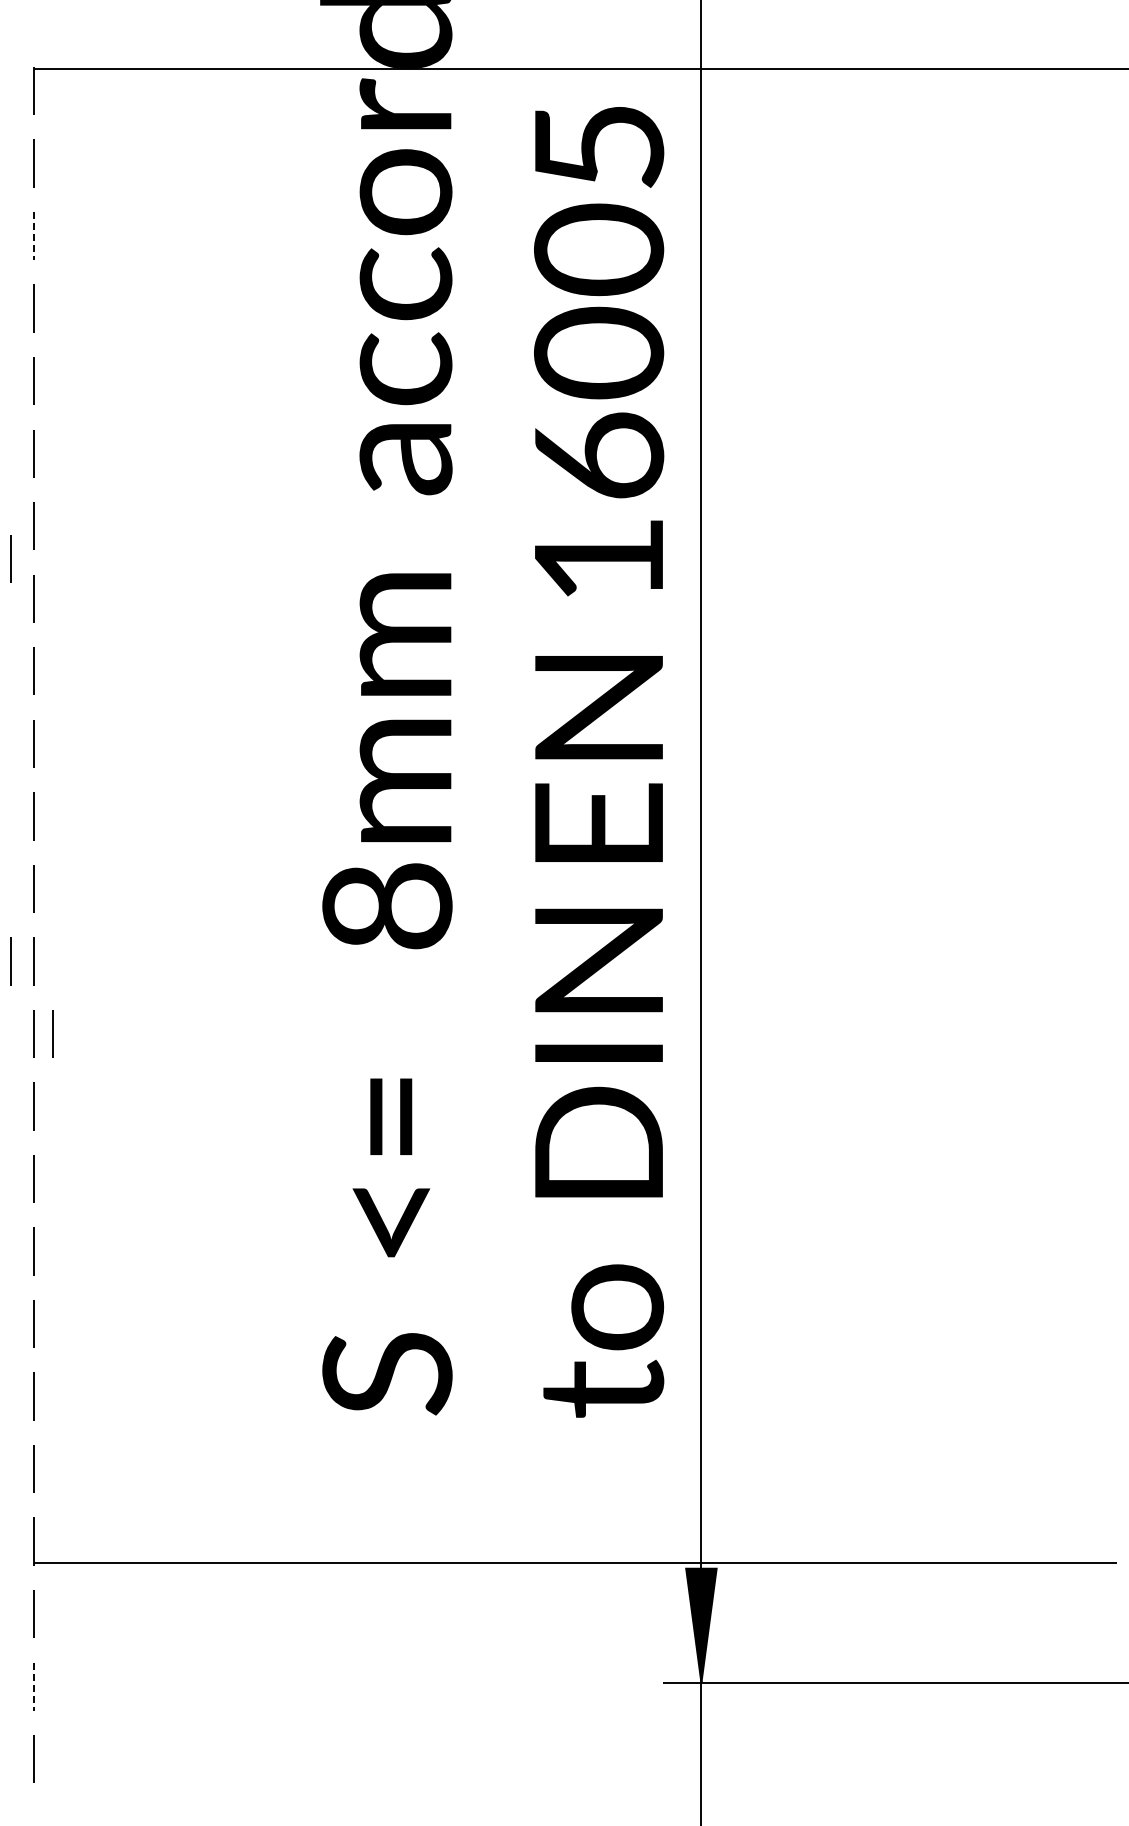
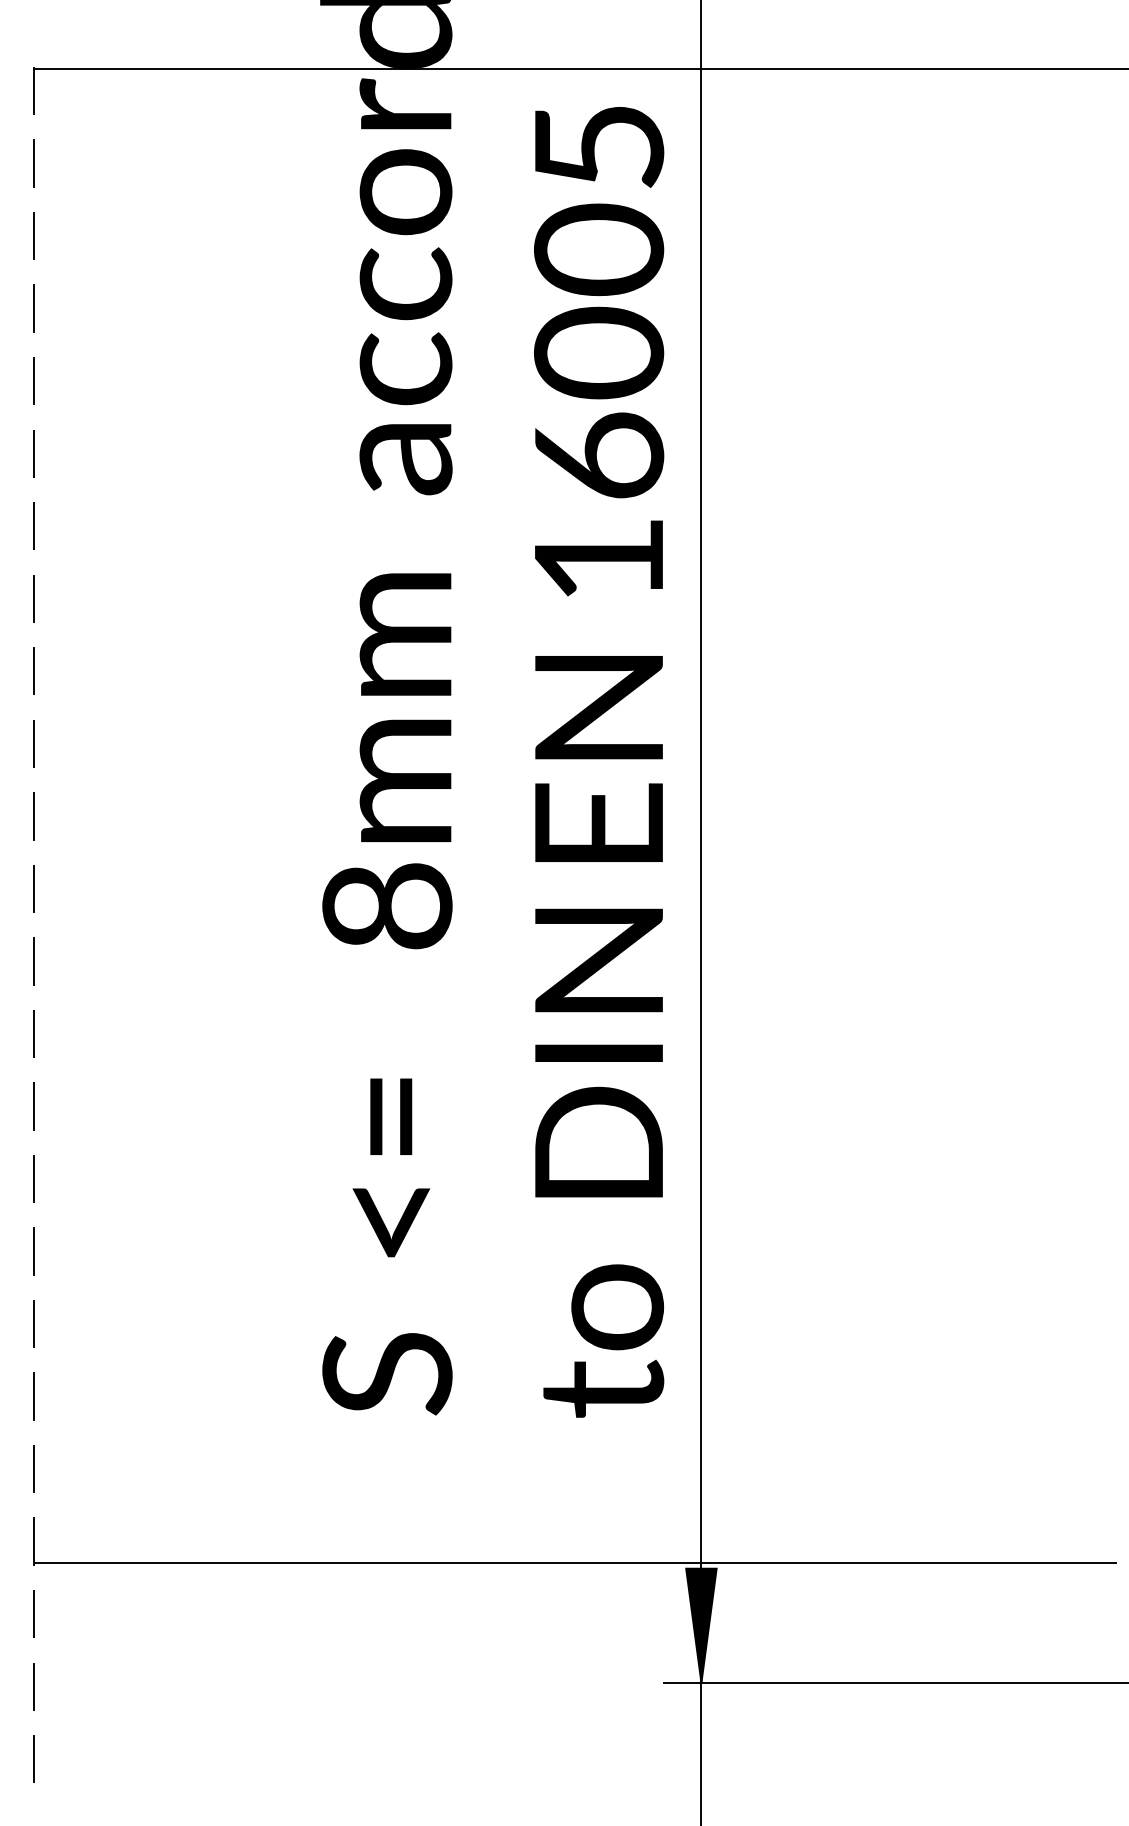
line: dashed -> solid (33, 236)
line: present -> none (10, 558)
line: present -> none (10, 961)
line: present -> none (52, 1033)
line: dashed -> solid (33, 1687)
